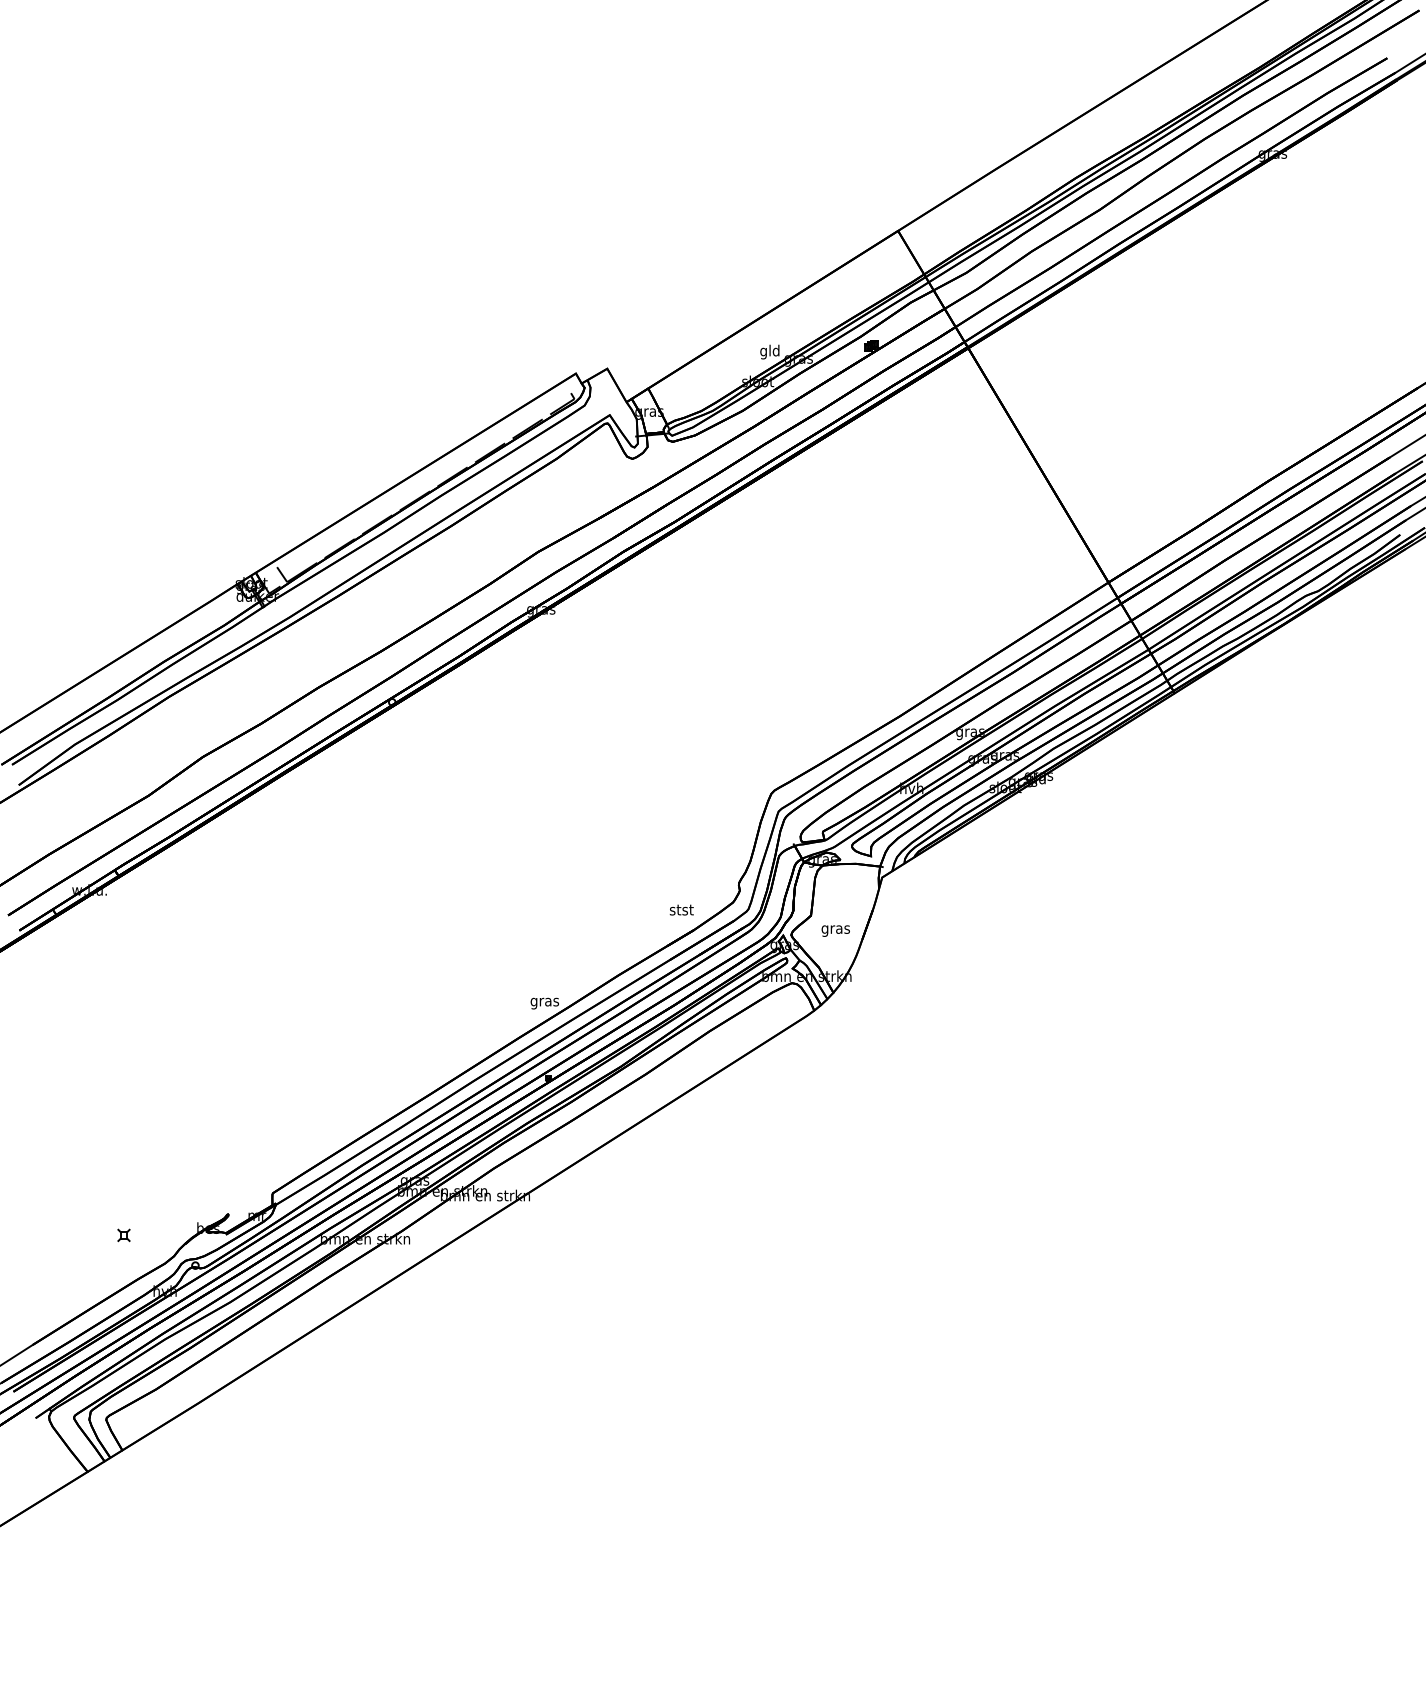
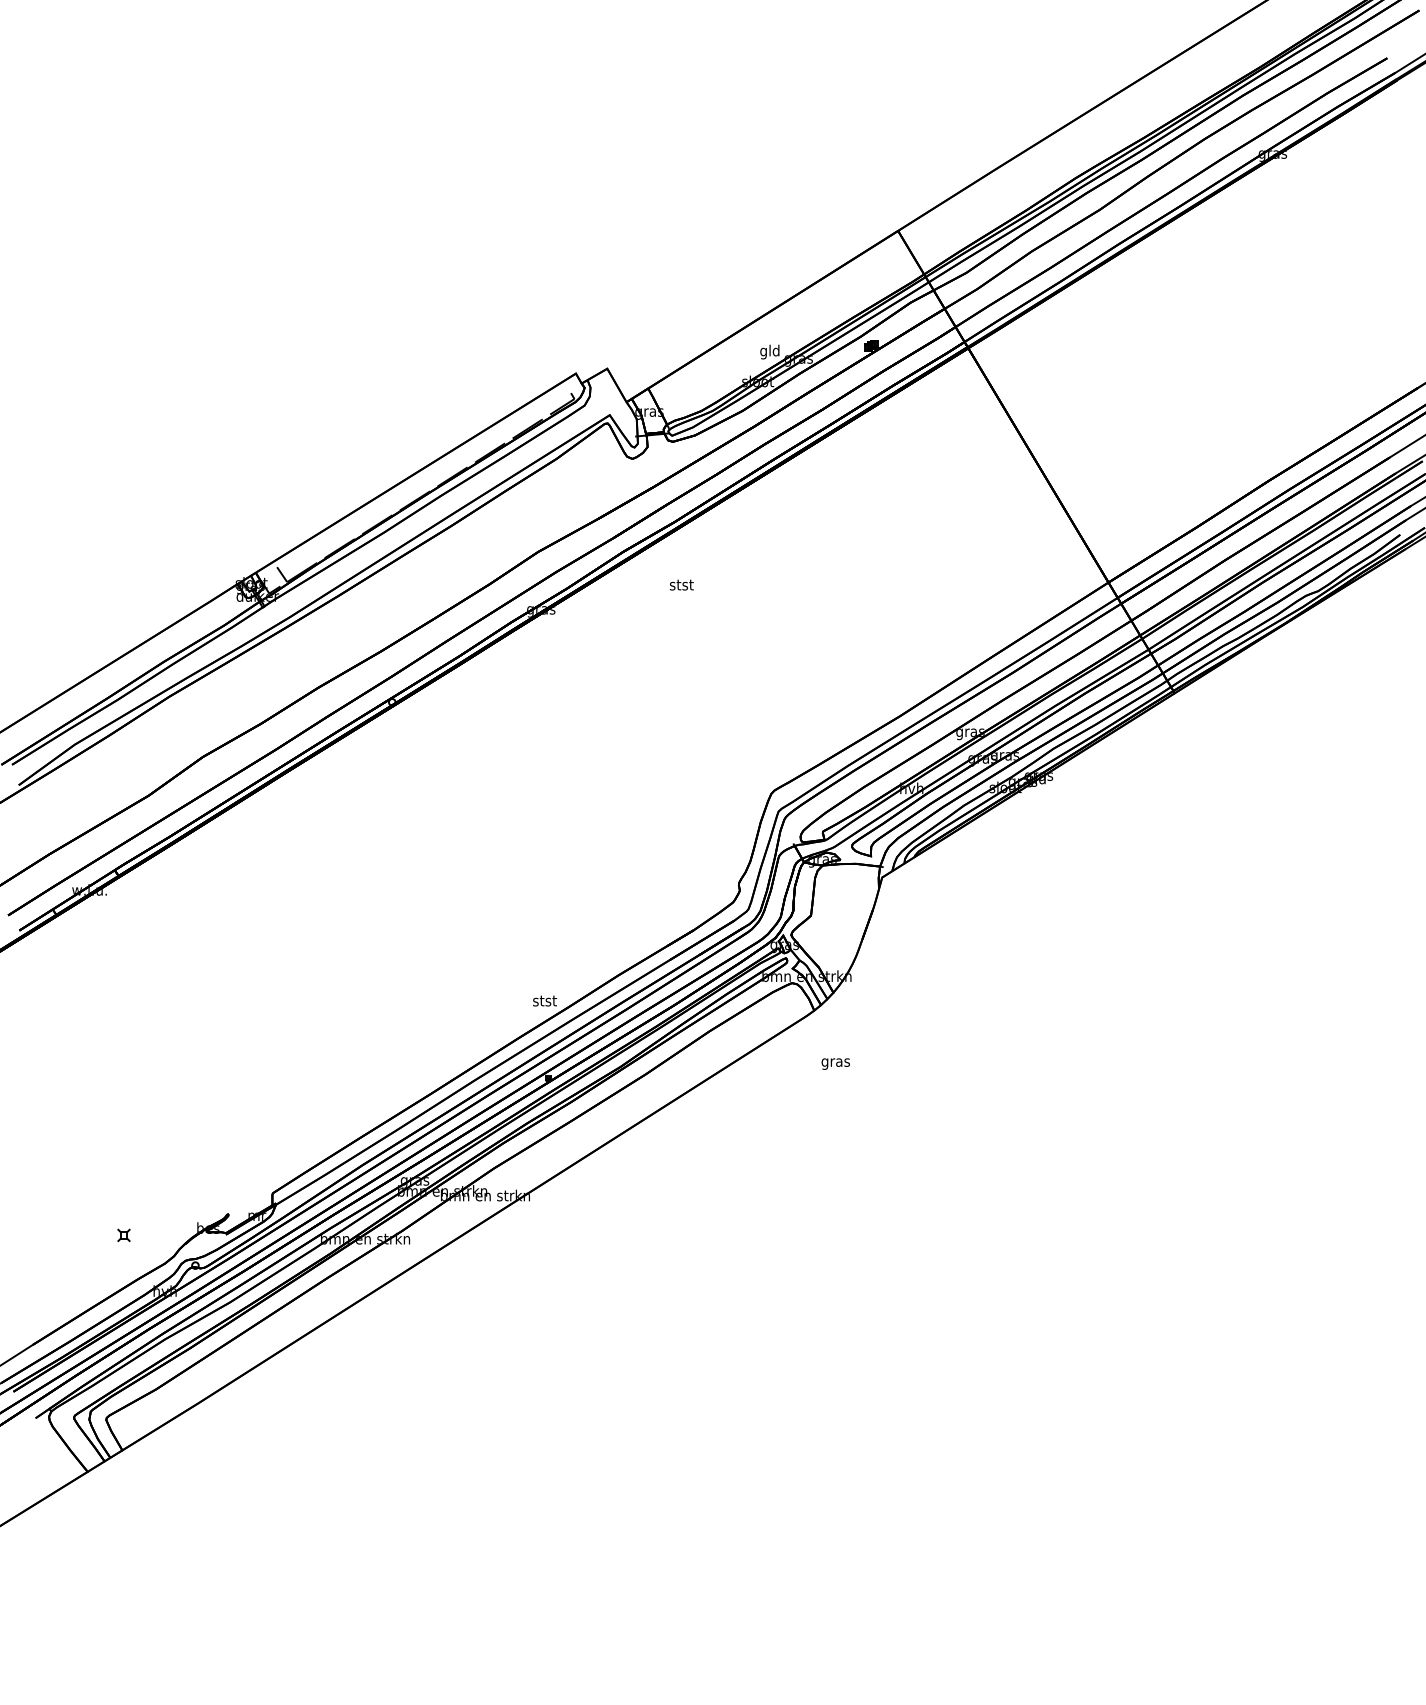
text position: (681, 909) -> (681, 584) (681, 584)
text position: (835, 930) -> (835, 1063) (835, 1063)
text: gras -> stst (544, 1002)
